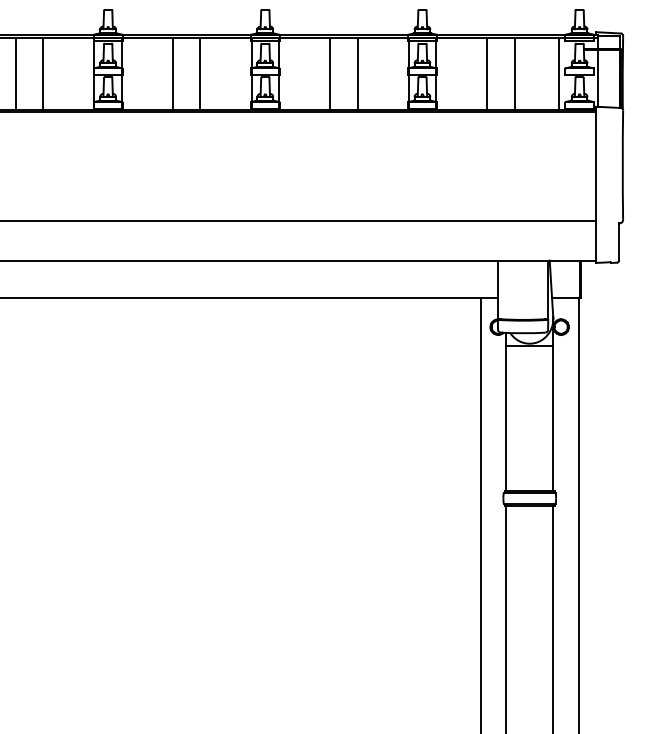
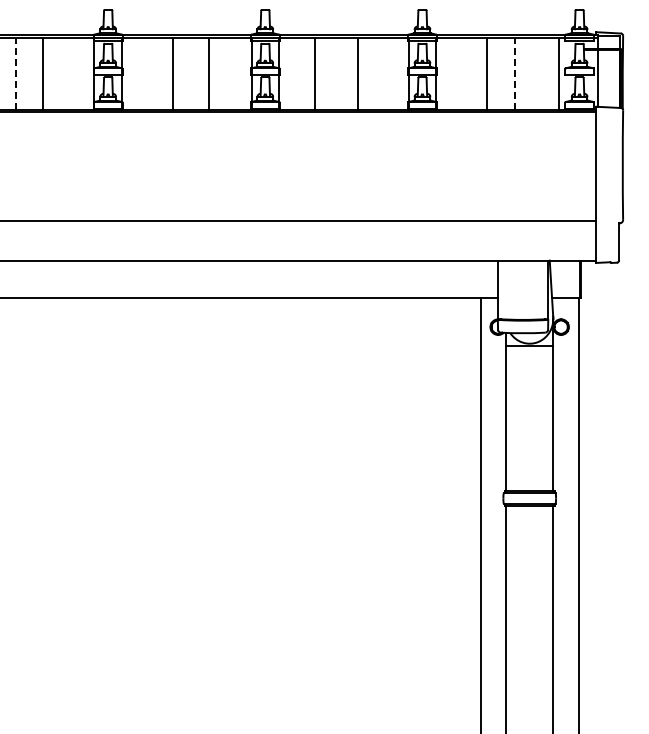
line: solid -> dashed (15, 74)
line position: (200, 74) -> (209, 74) (209, 74)
line position: (330, 74) -> (315, 74) (315, 74)
line: solid -> dashed (514, 74)
